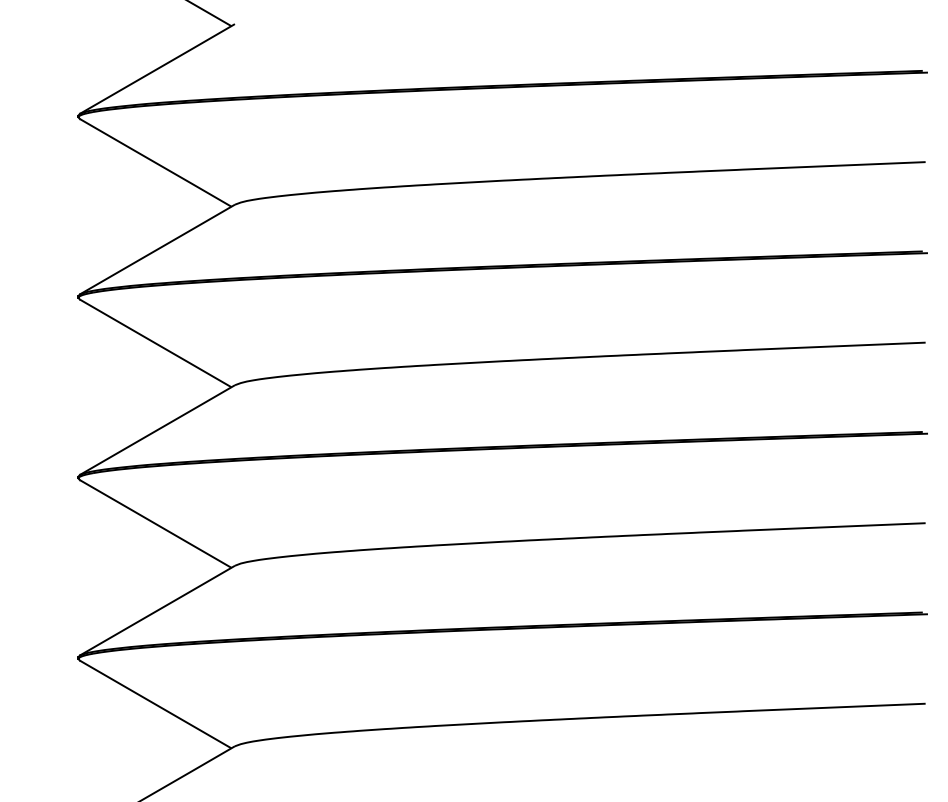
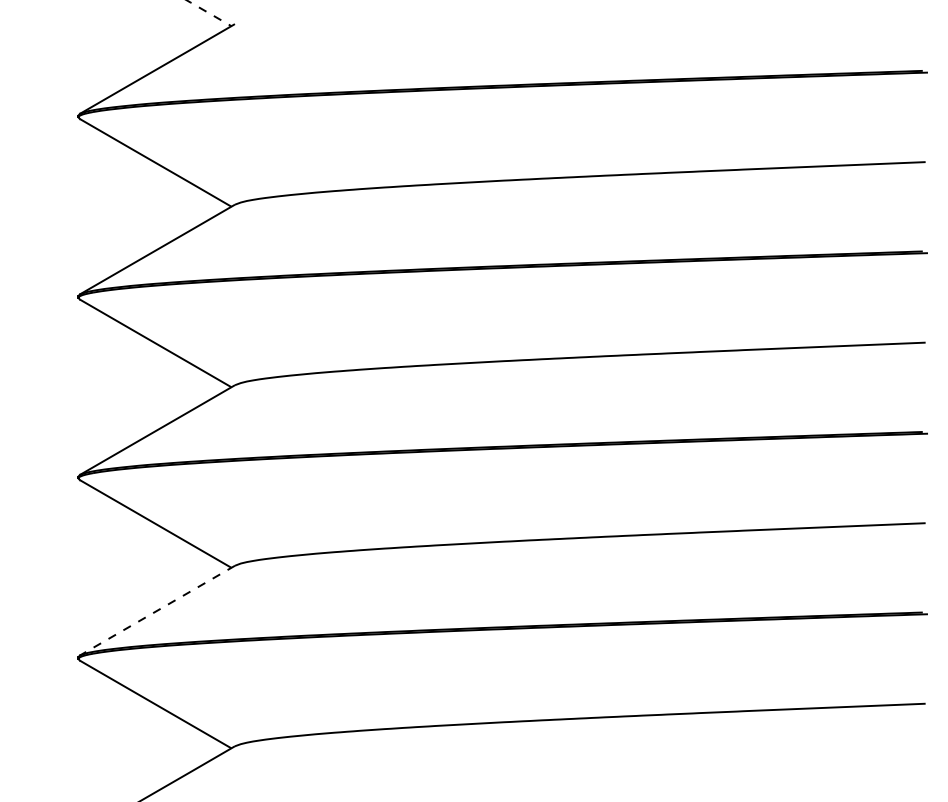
line: solid -> dashed (209, 13)
line: solid -> dashed (156, 611)
